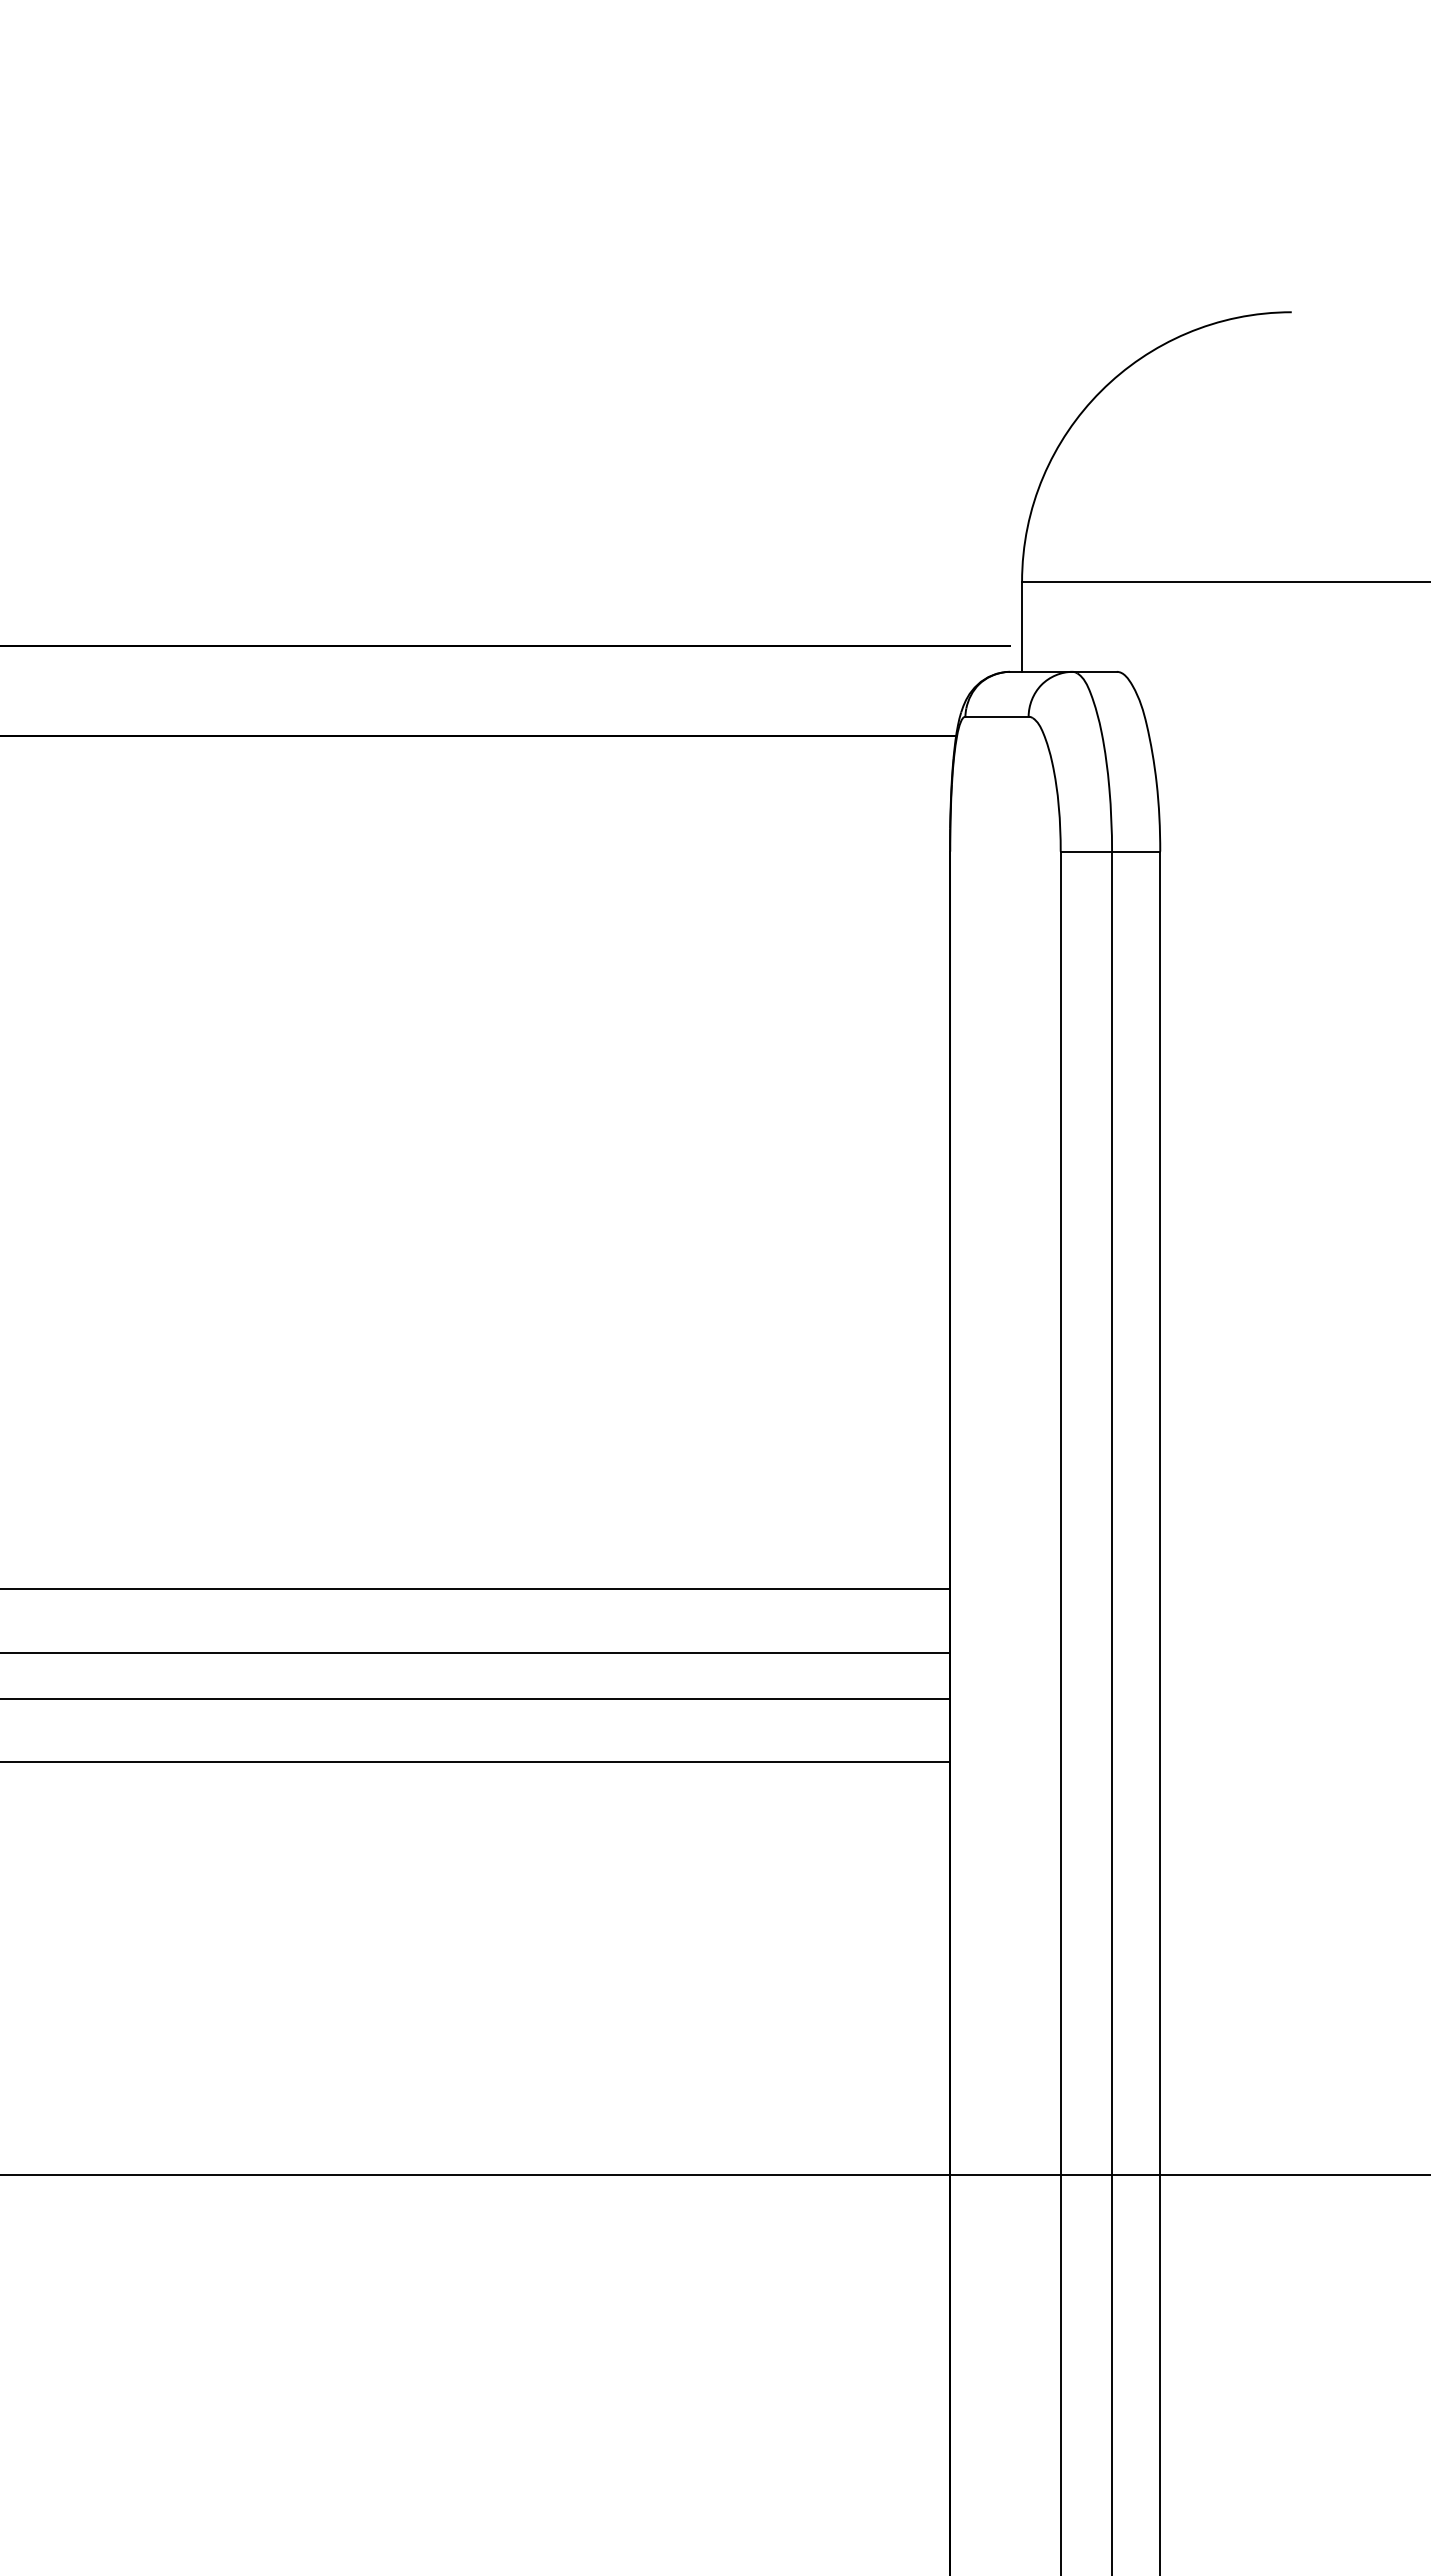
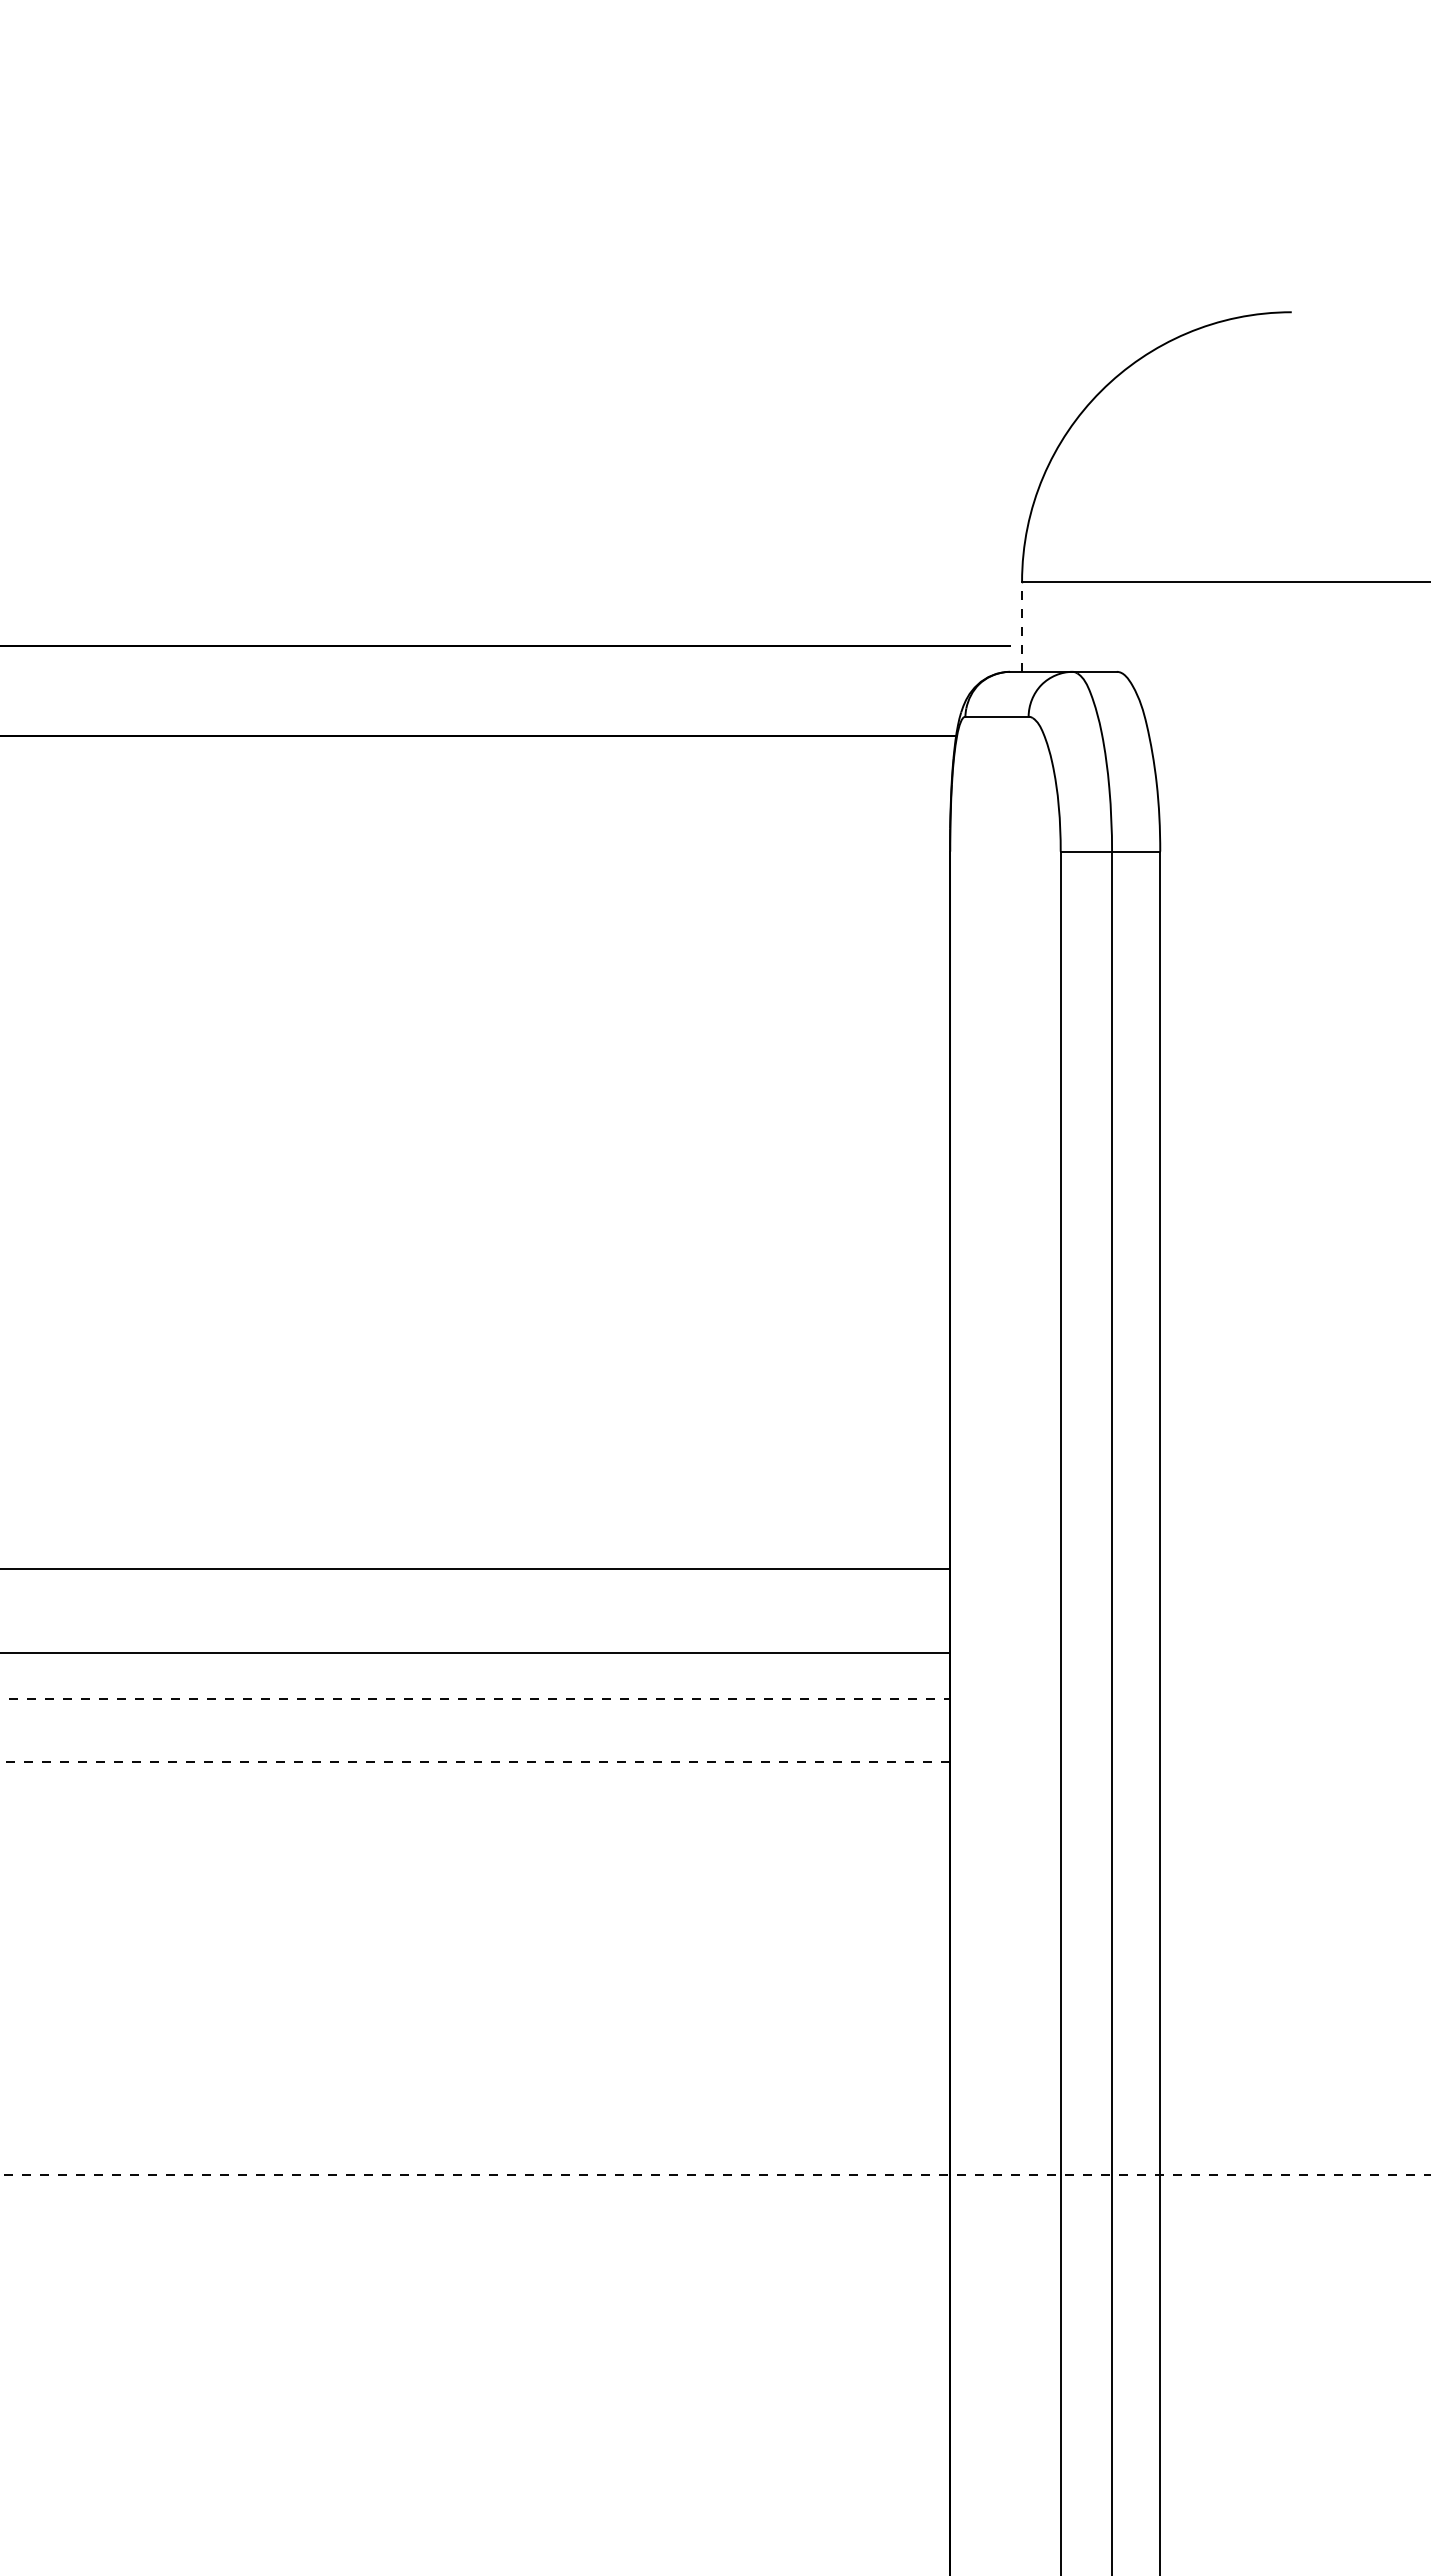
line: solid -> dashed (1022, 626)
line position: (475, 1589) -> (475, 1569) (475, 1569)
line: solid -> dashed (475, 1698)
line: solid -> dashed (474, 1762)
line: solid -> dashed (714, 2174)
